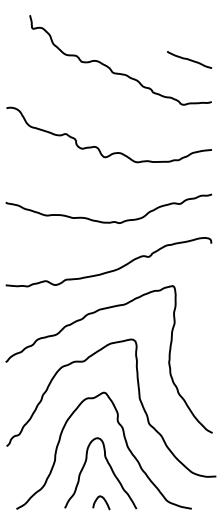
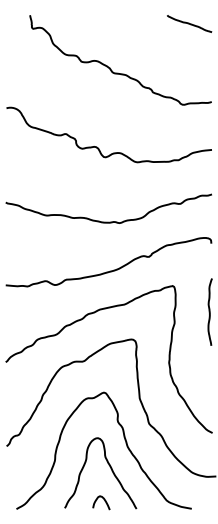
curve position: (189, 59) -> (189, 23) (189, 23)
curve: none -> present (209, 311)
